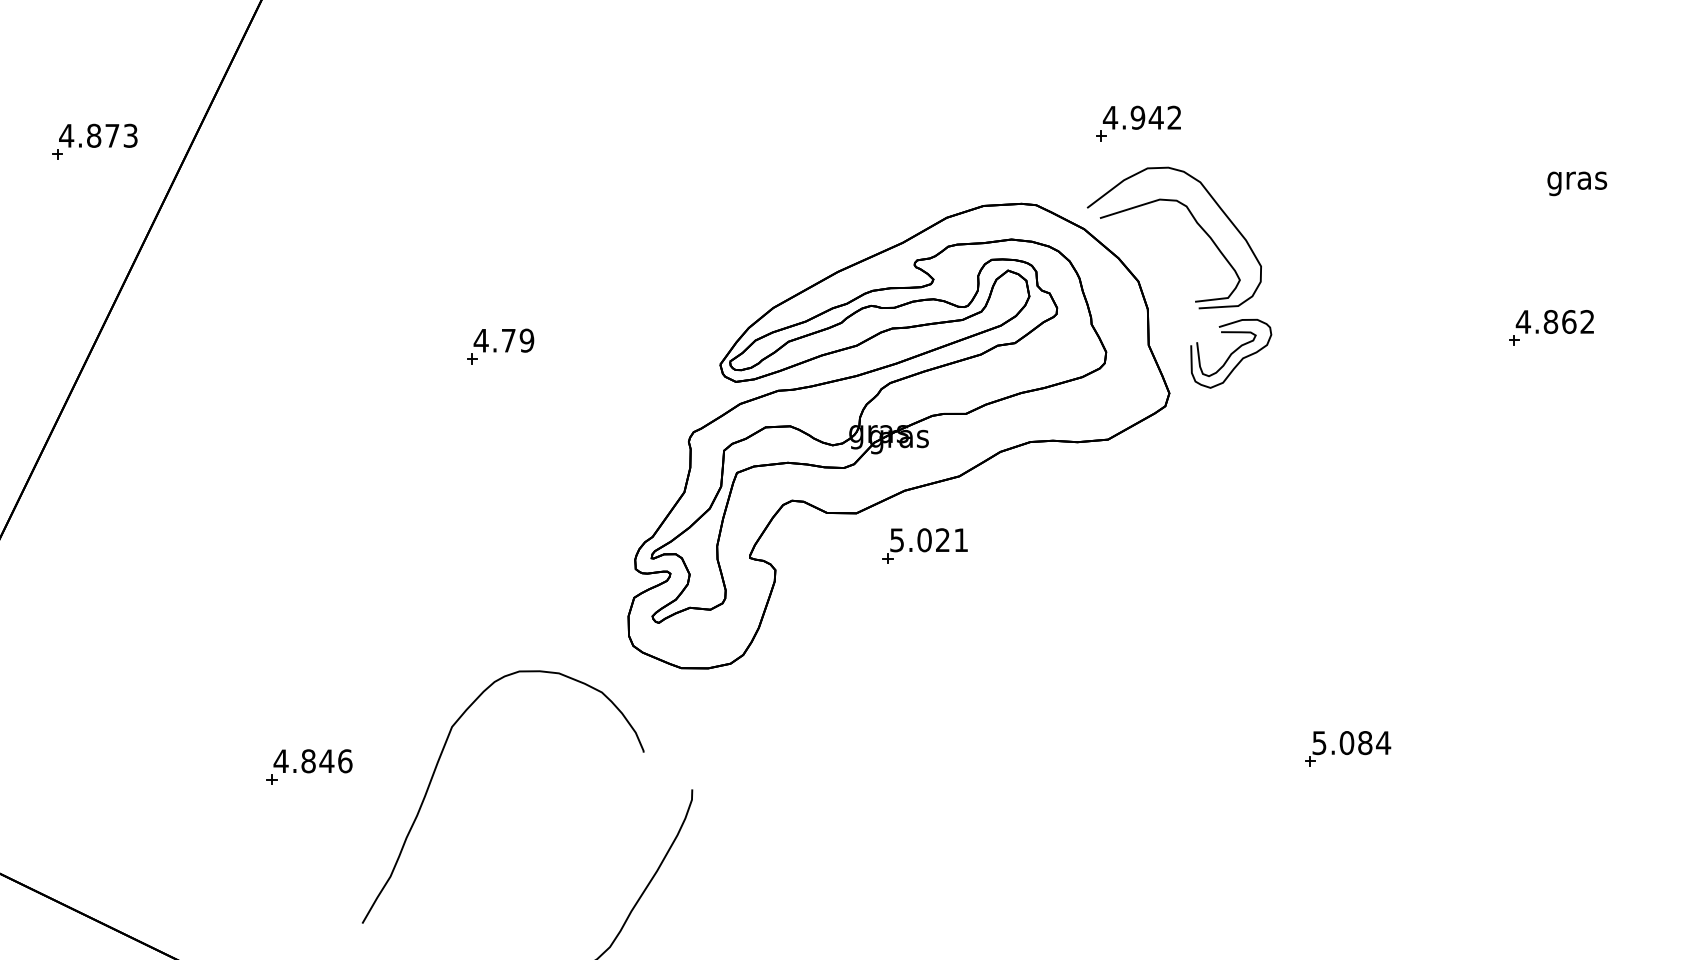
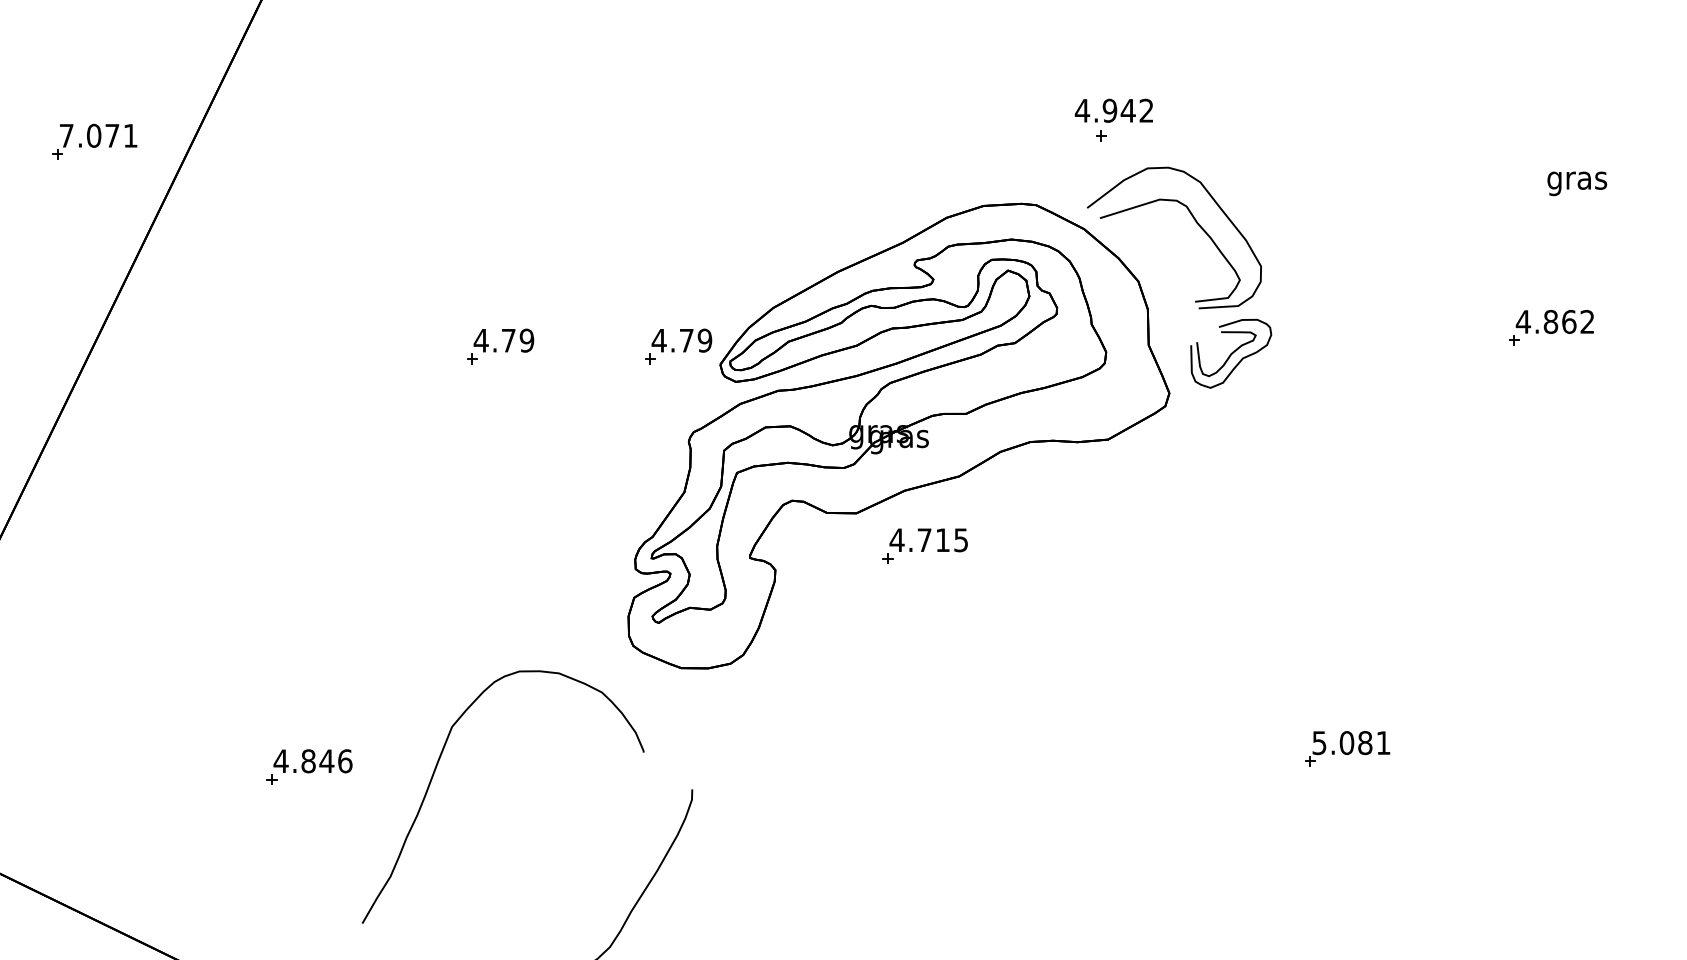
text position: (1141, 117) -> (1113, 110) (1113, 110)
text: 4.873 -> 7.071 (98, 135)
part: none -> present (678, 346)
text: 5.021 -> 4.715 (928, 540)
text: 5.084 -> 5.081 (1383, 742)
